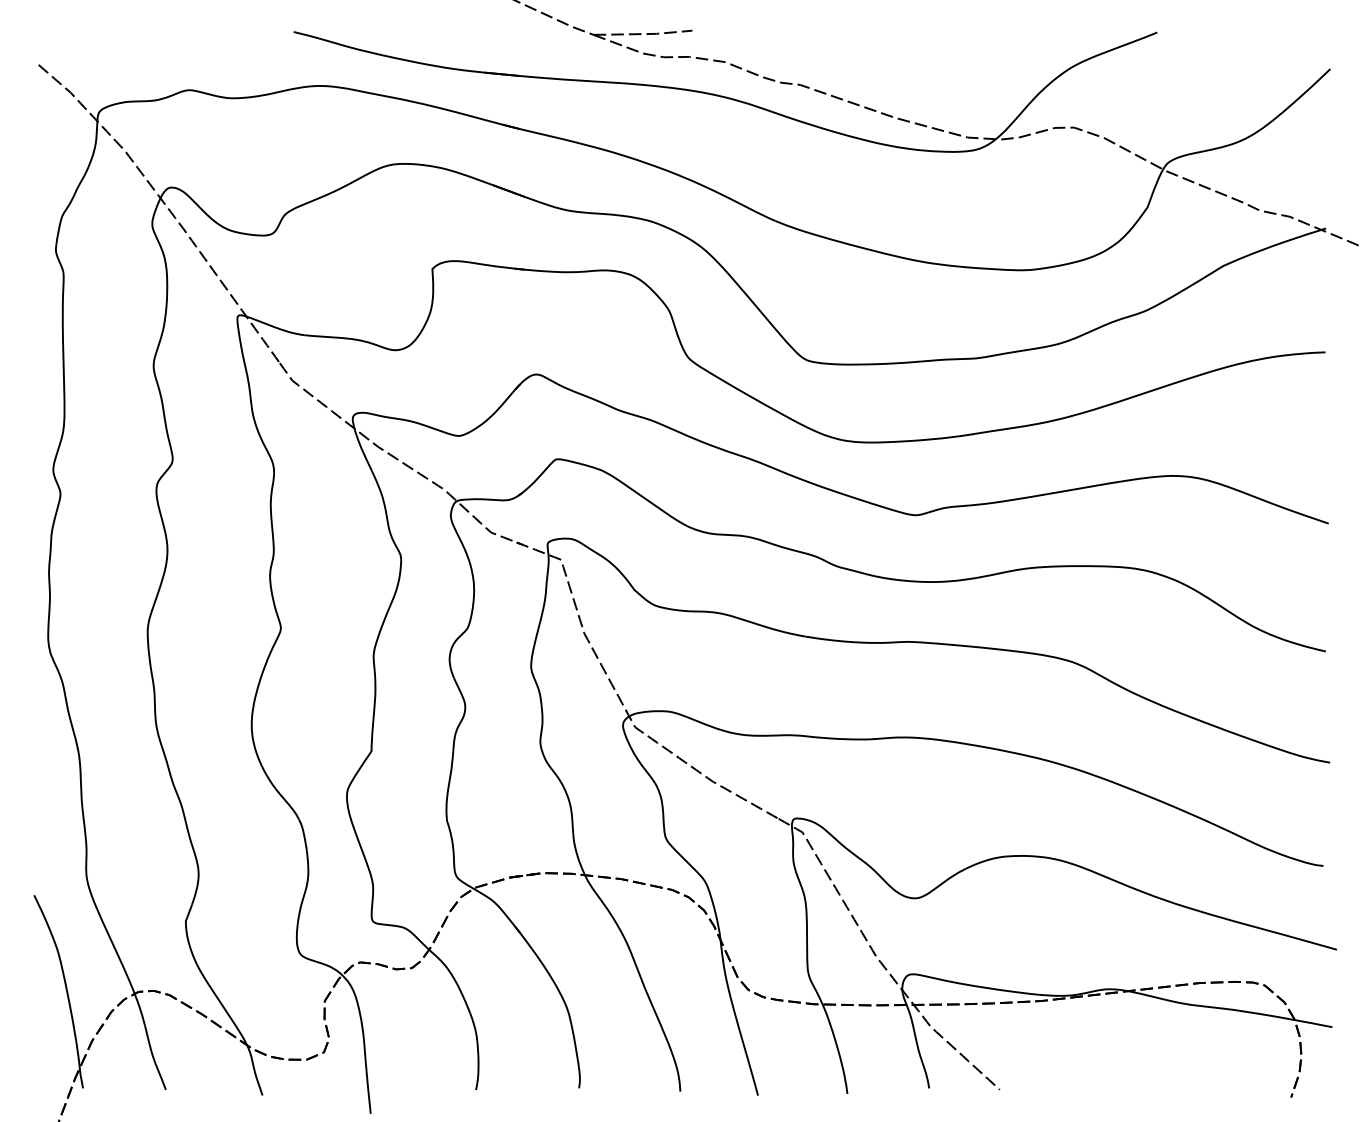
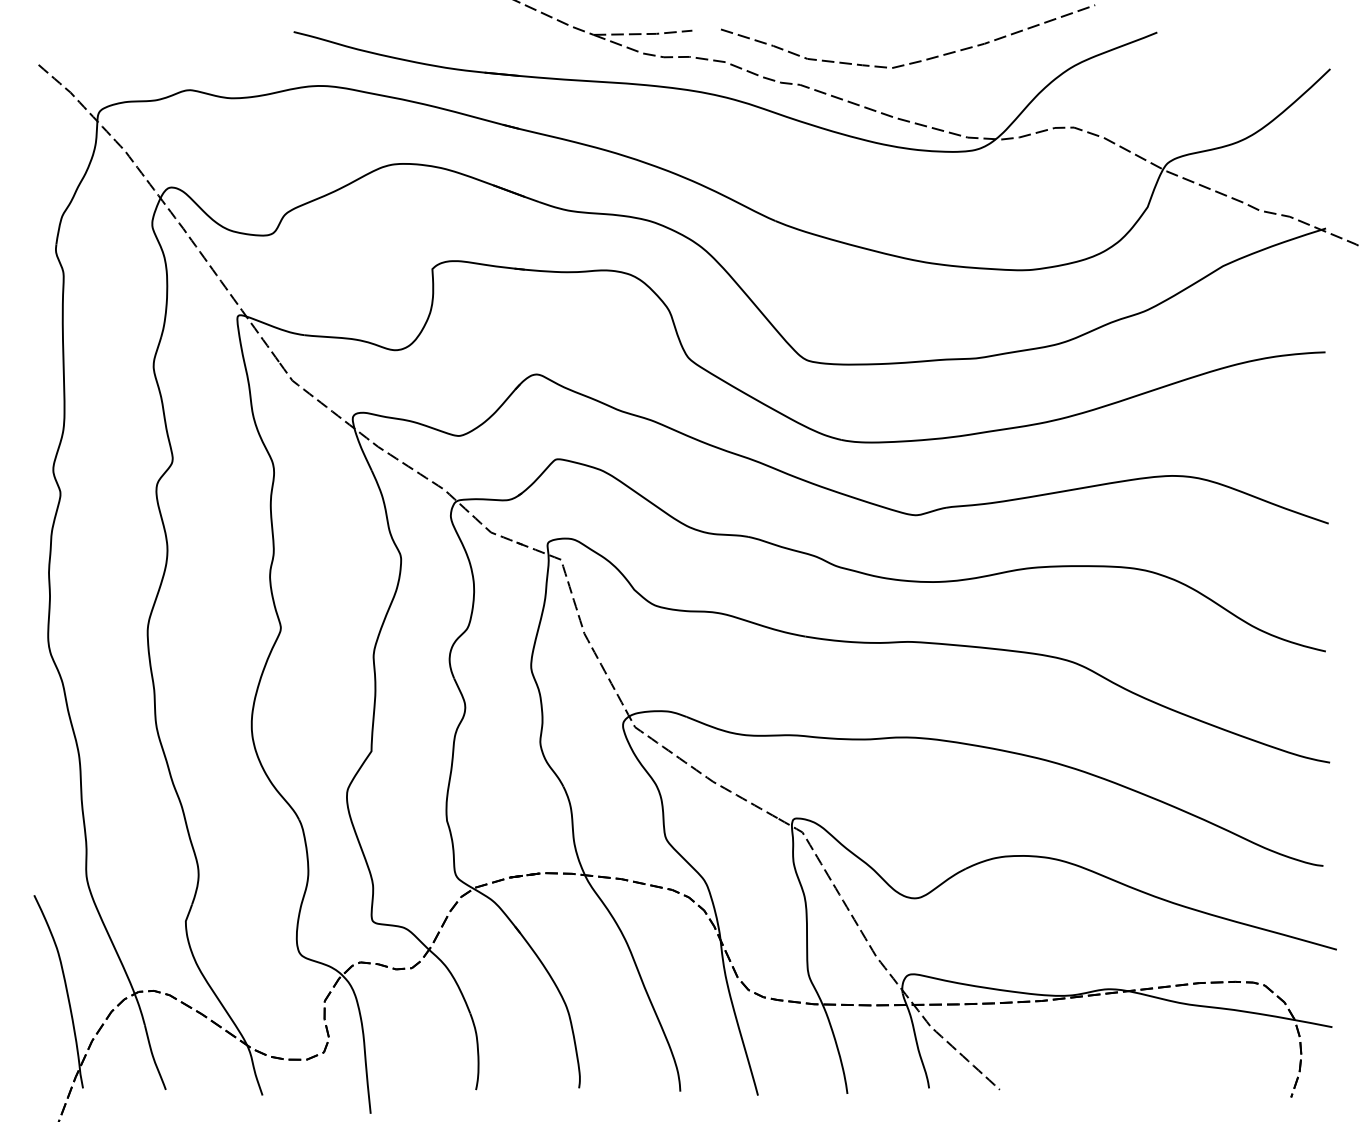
curve: none -> present (914, 61)
